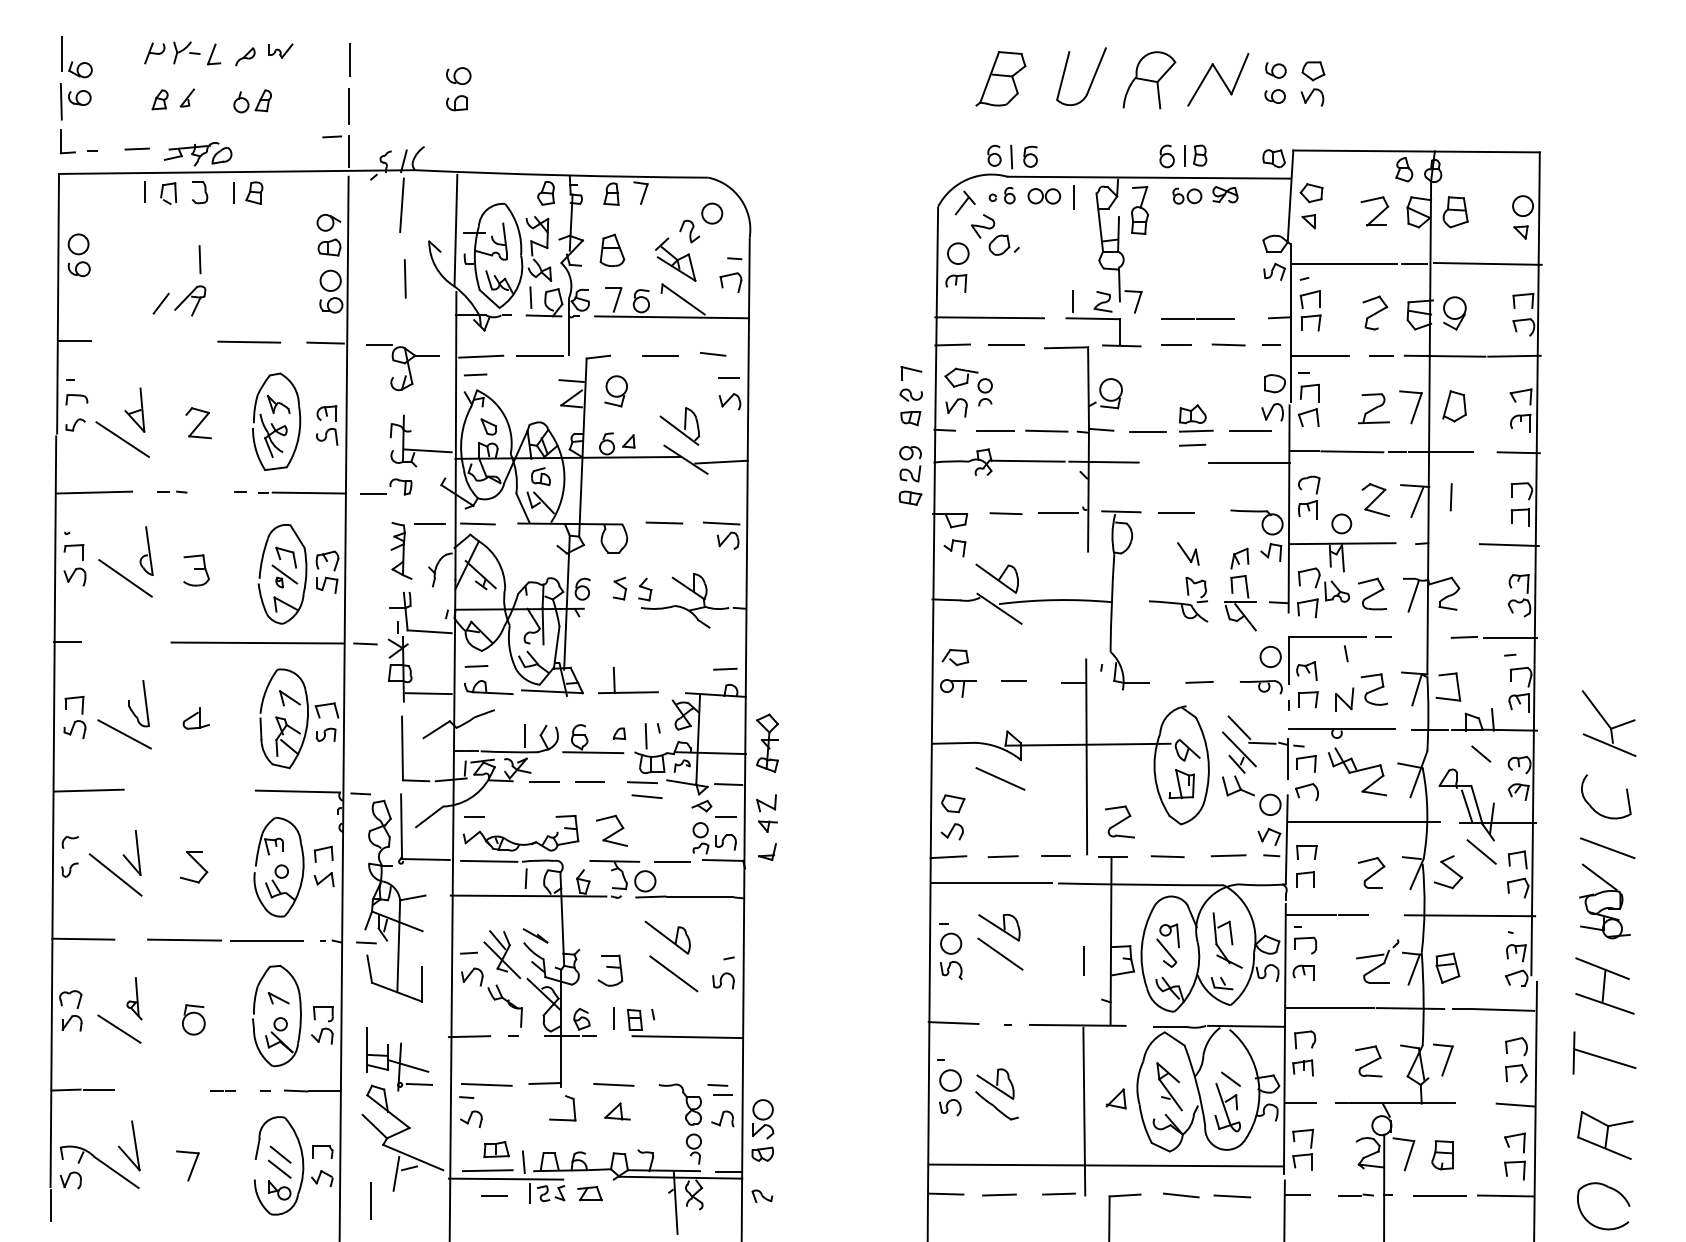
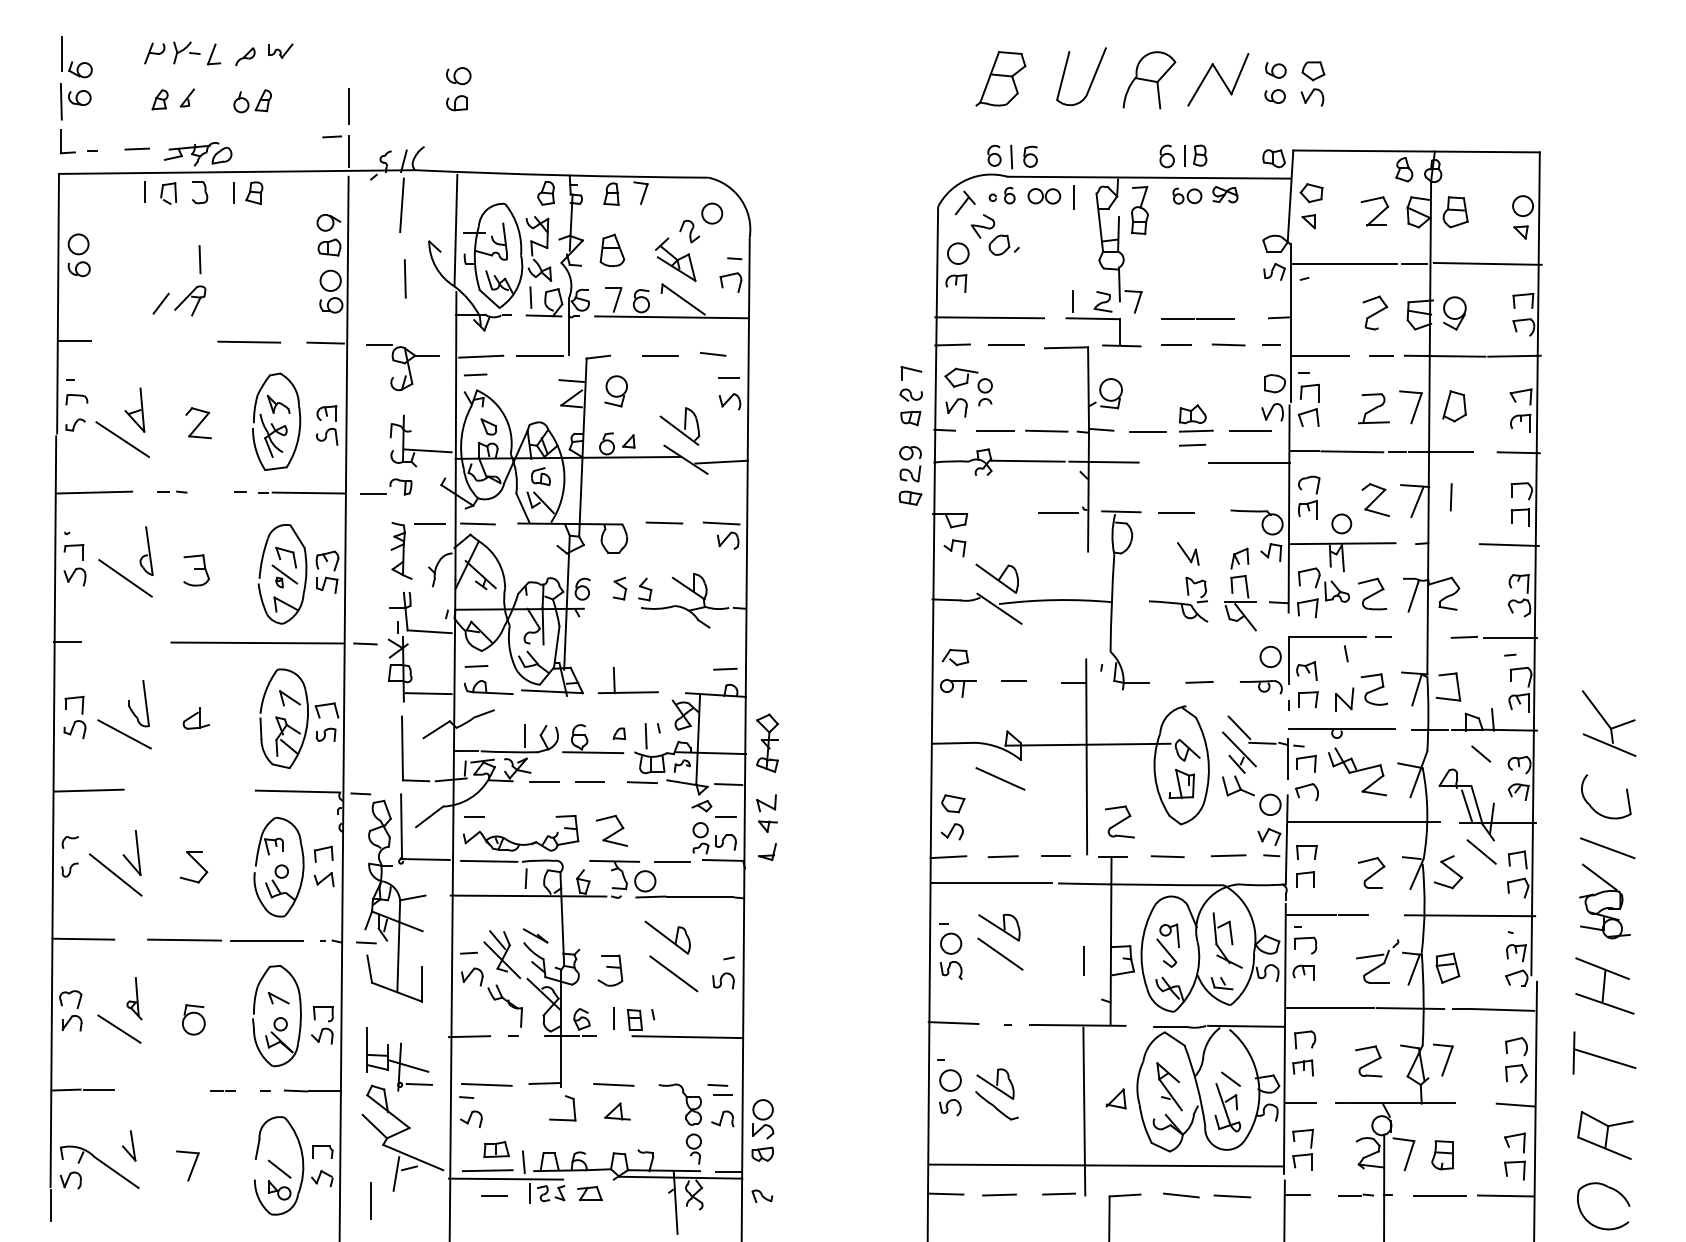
line: present -> none (349, 59)
part: present -> none (1310, 310)
line: present -> none (1005, 513)
line: present -> none (646, 796)
part size: 24x52 px -> 16x32 px (128, 1145)
line: present -> none (280, 1154)
